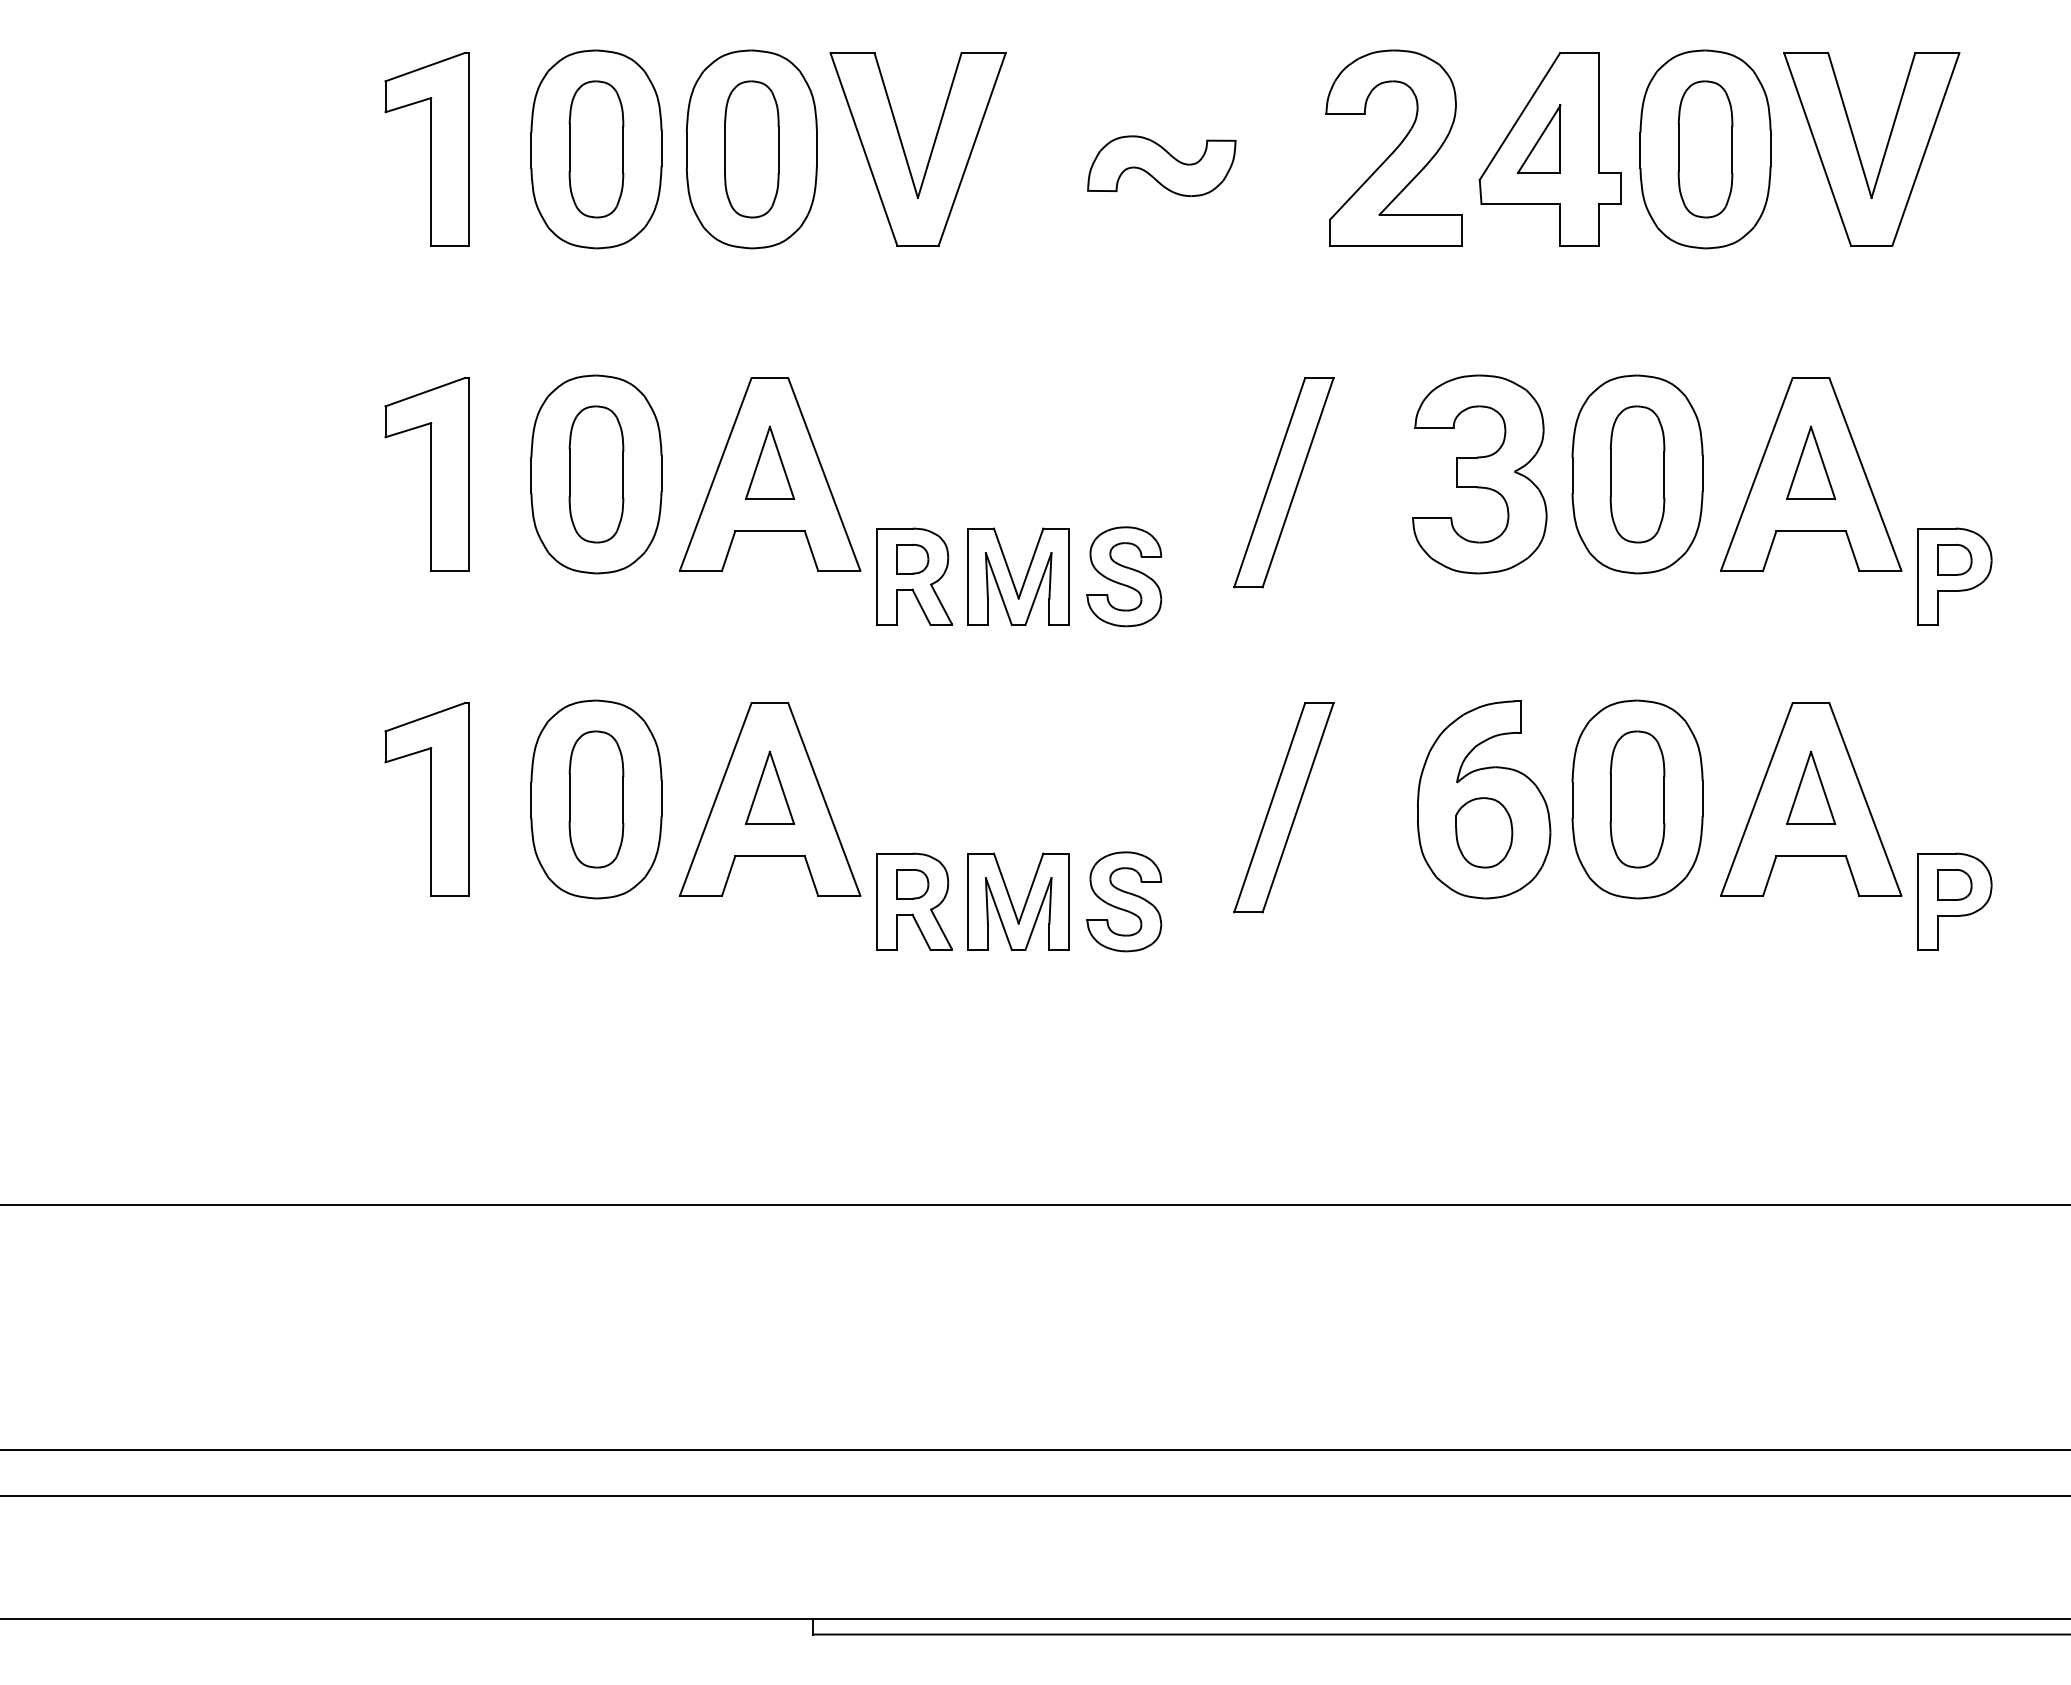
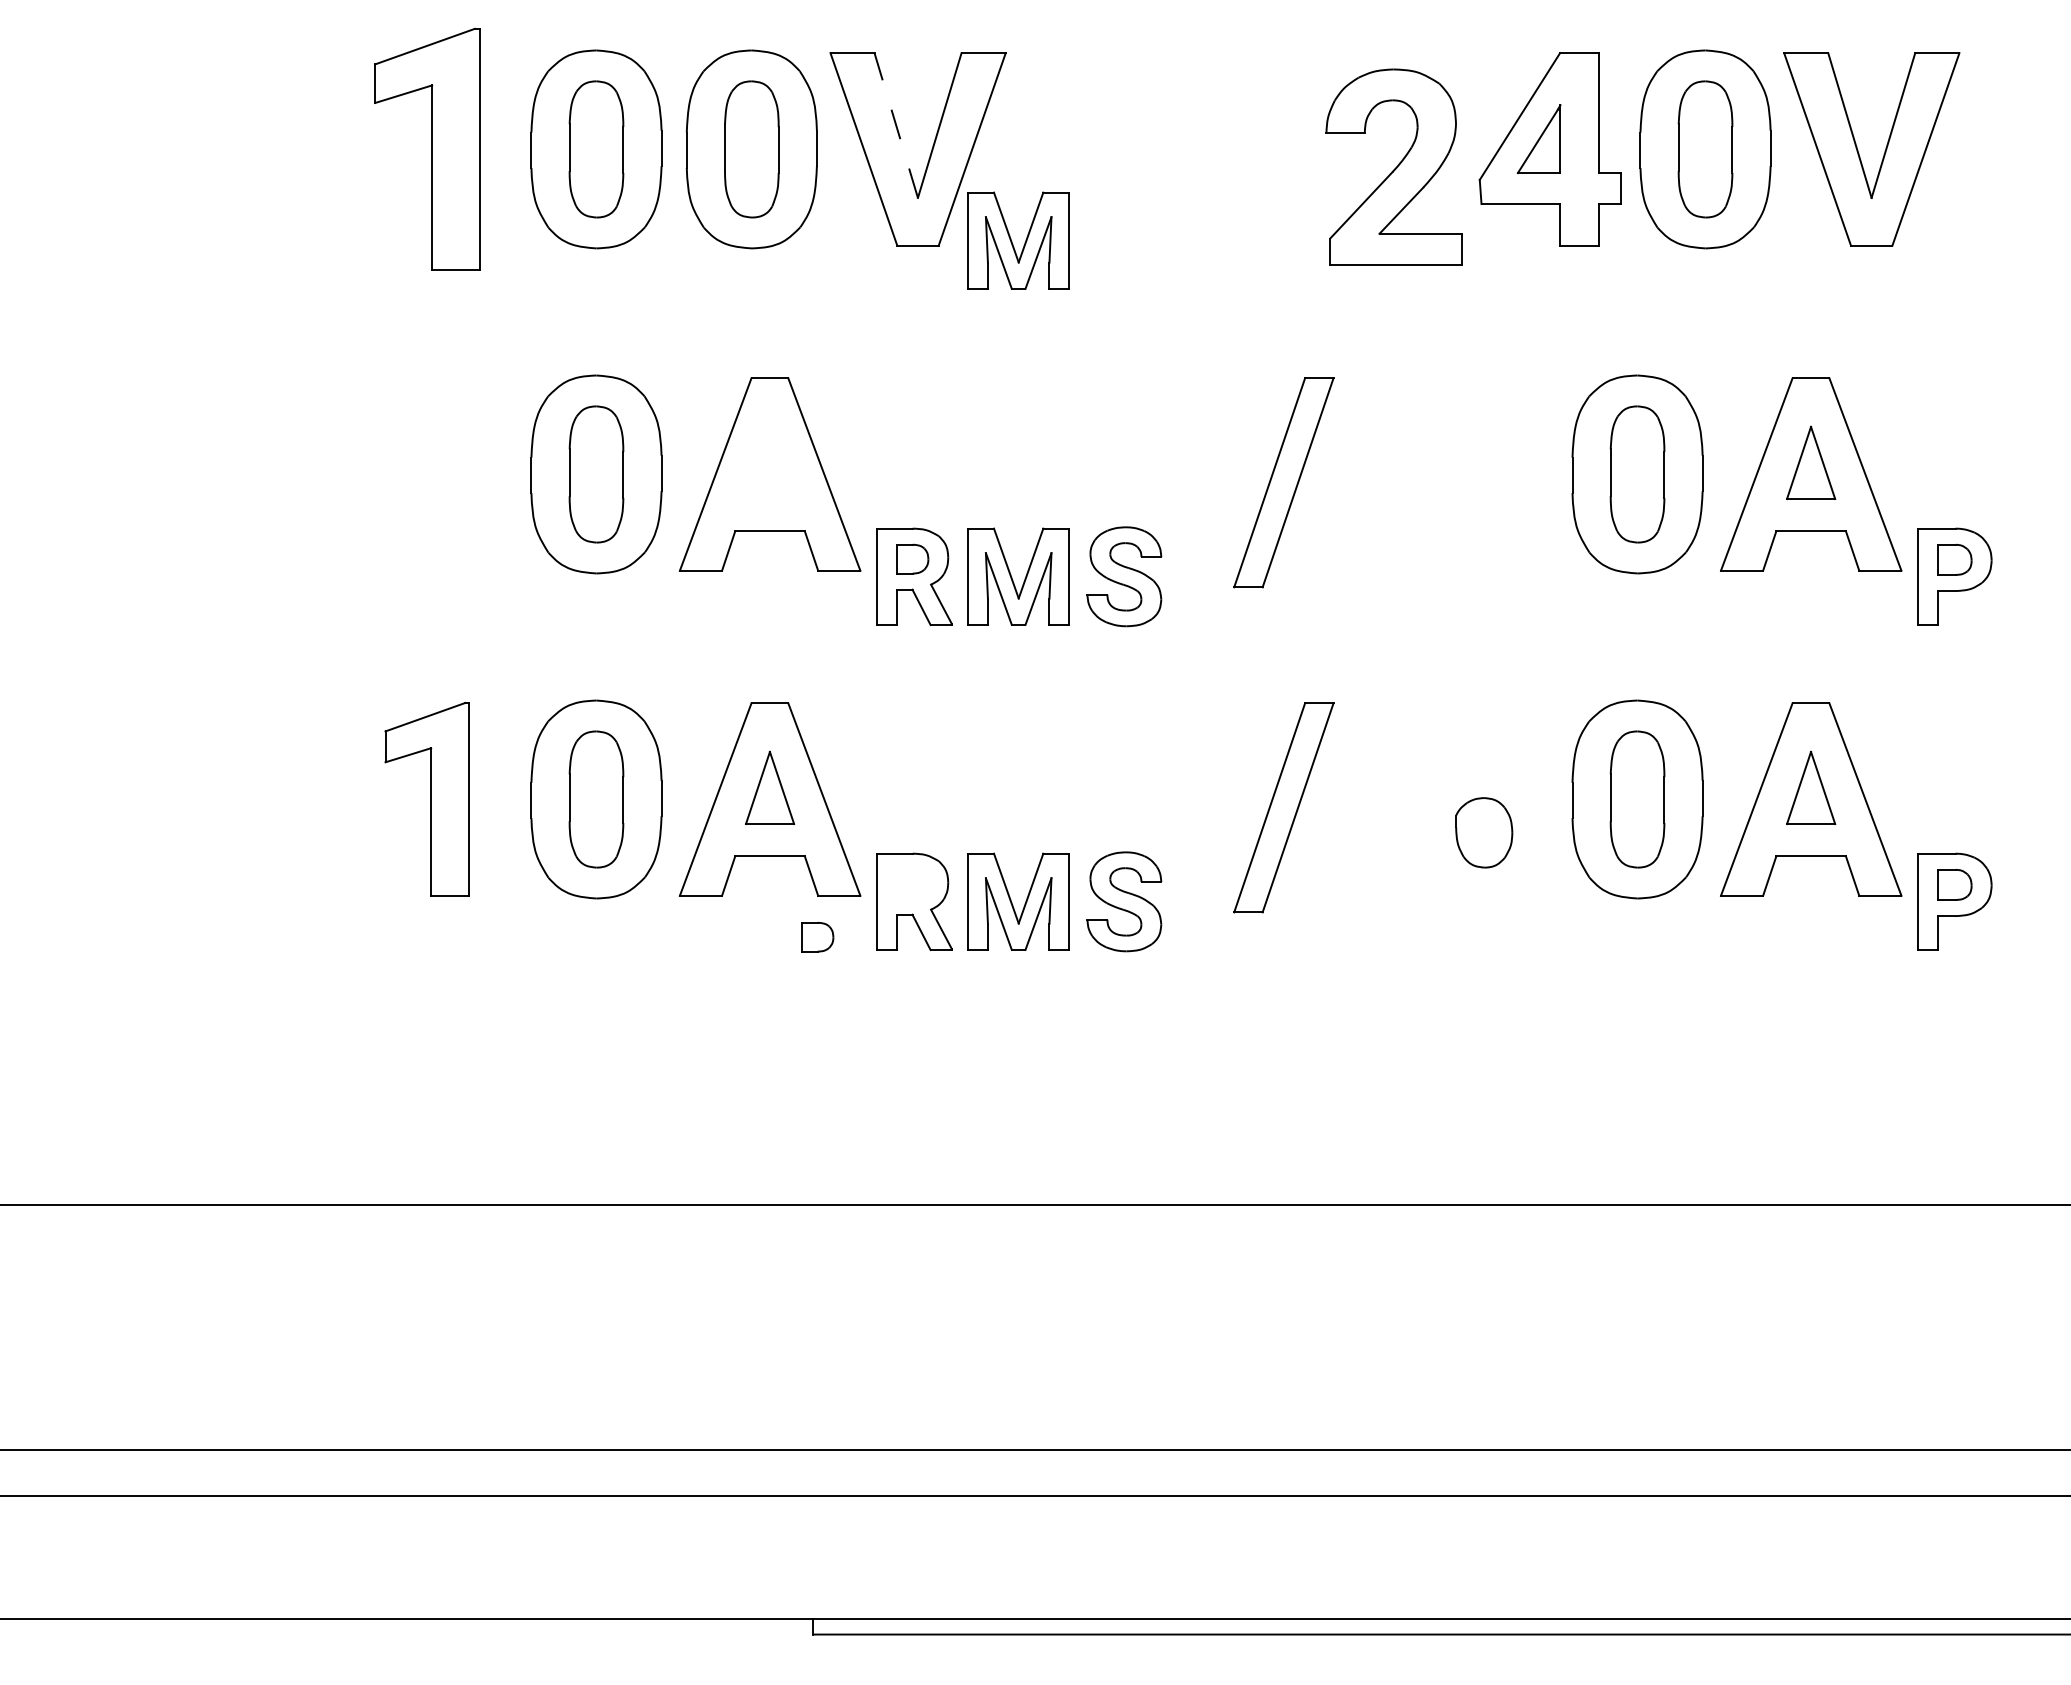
line: solid -> dashed (896, 125)
part position: (1393, 147) -> (1393, 166) (1393, 166)
part size: 86x196 px -> 107x244 px (427, 148)
part: present -> none (1161, 165)
part: none -> present (1012, 241)
part: present -> none (770, 462)
part: present -> none (426, 473)
part: present -> none (1479, 474)
part: present -> none (1484, 799)
part position: (912, 884) -> (817, 937) (817, 937)
